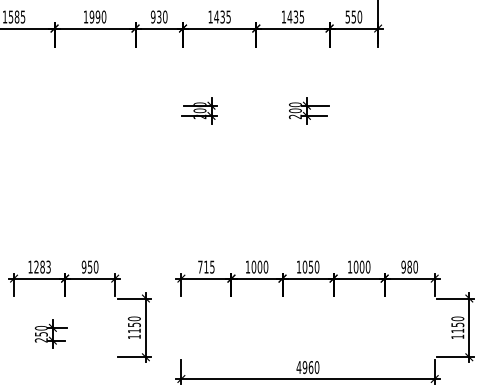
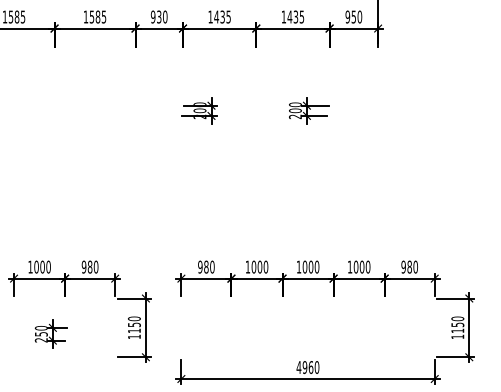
text: 1990 -> 1585 (97, 16)
text: 550 -> 950 (347, 16)
text: 1283 -> 1000 (42, 266)
text: 950 -> 980 (89, 266)
text: 715 -> 980 (206, 266)
text: 1050 -> 1000 (310, 266)
